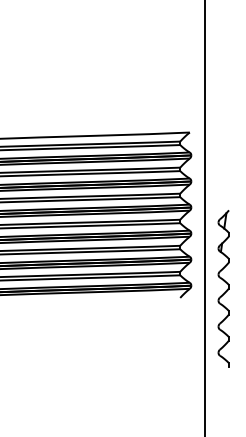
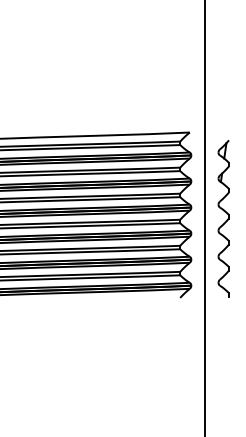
part position: (223, 288) -> (223, 218) (223, 218)
